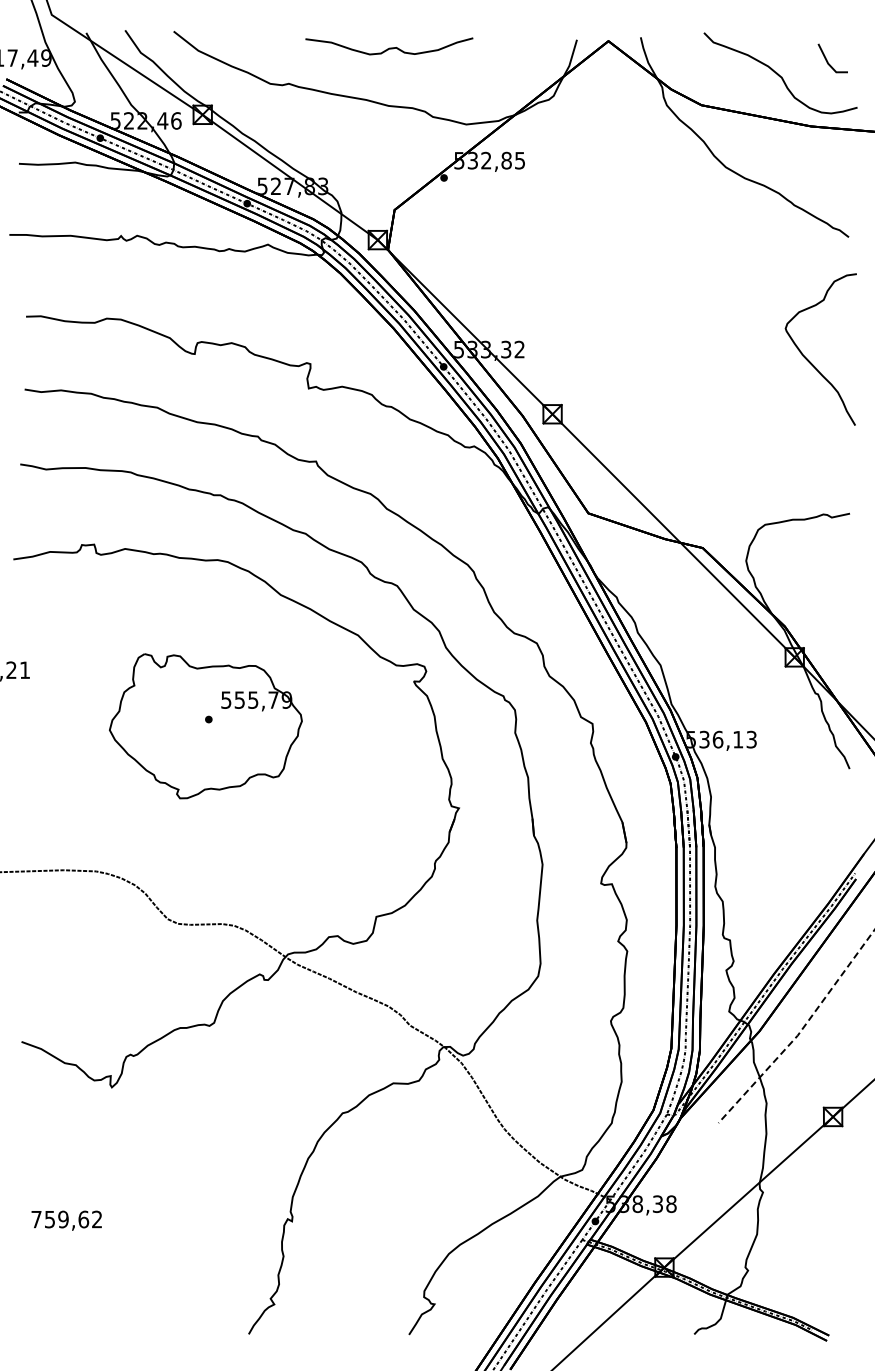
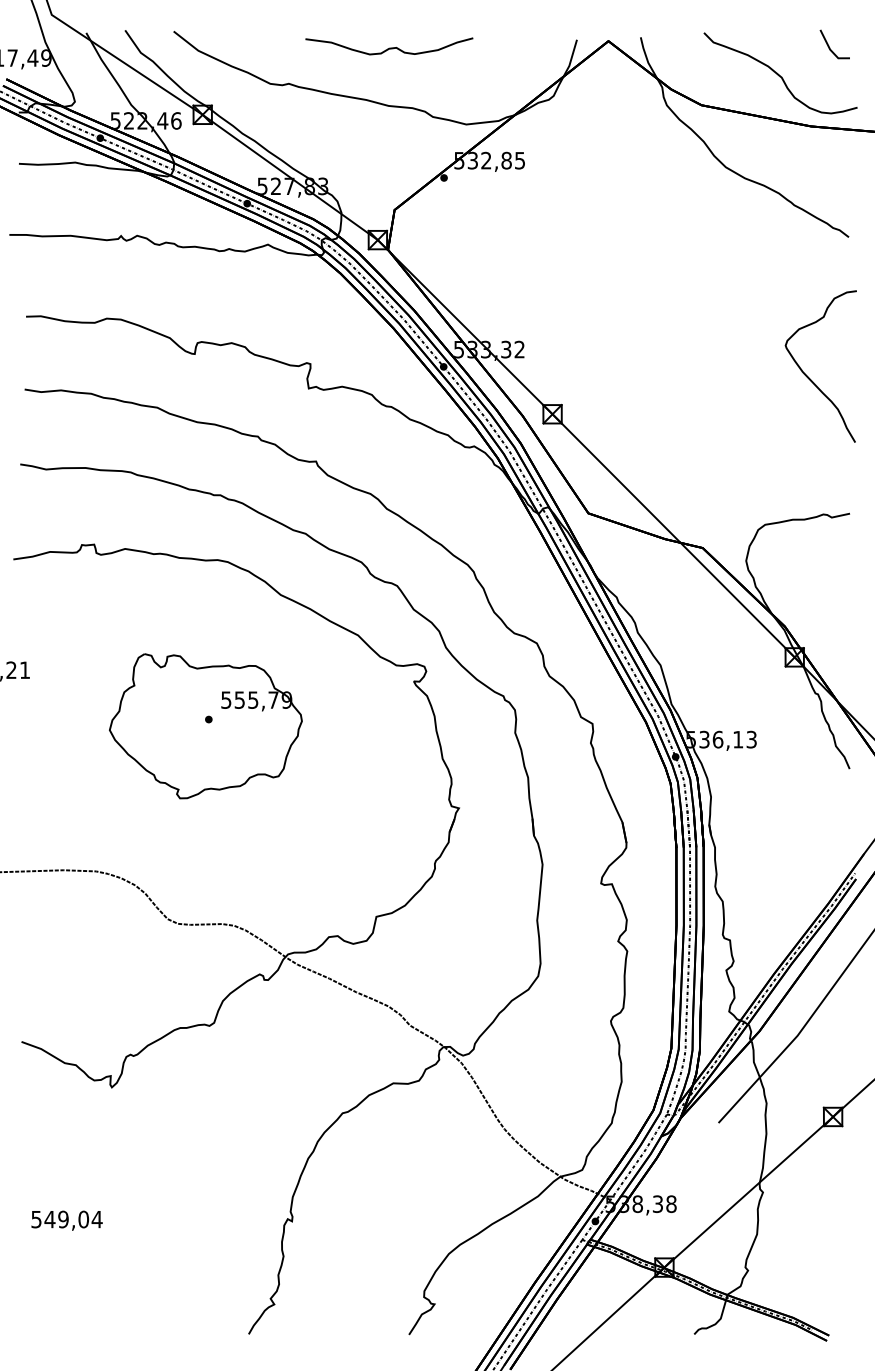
line position: (828, 61) -> (830, 47) (830, 47)
curve position: (809, 360) -> (809, 377) (809, 377)
line: dashed -> solid (801, 1030)
text: 759,62 -> 549,04 (66, 1219)
